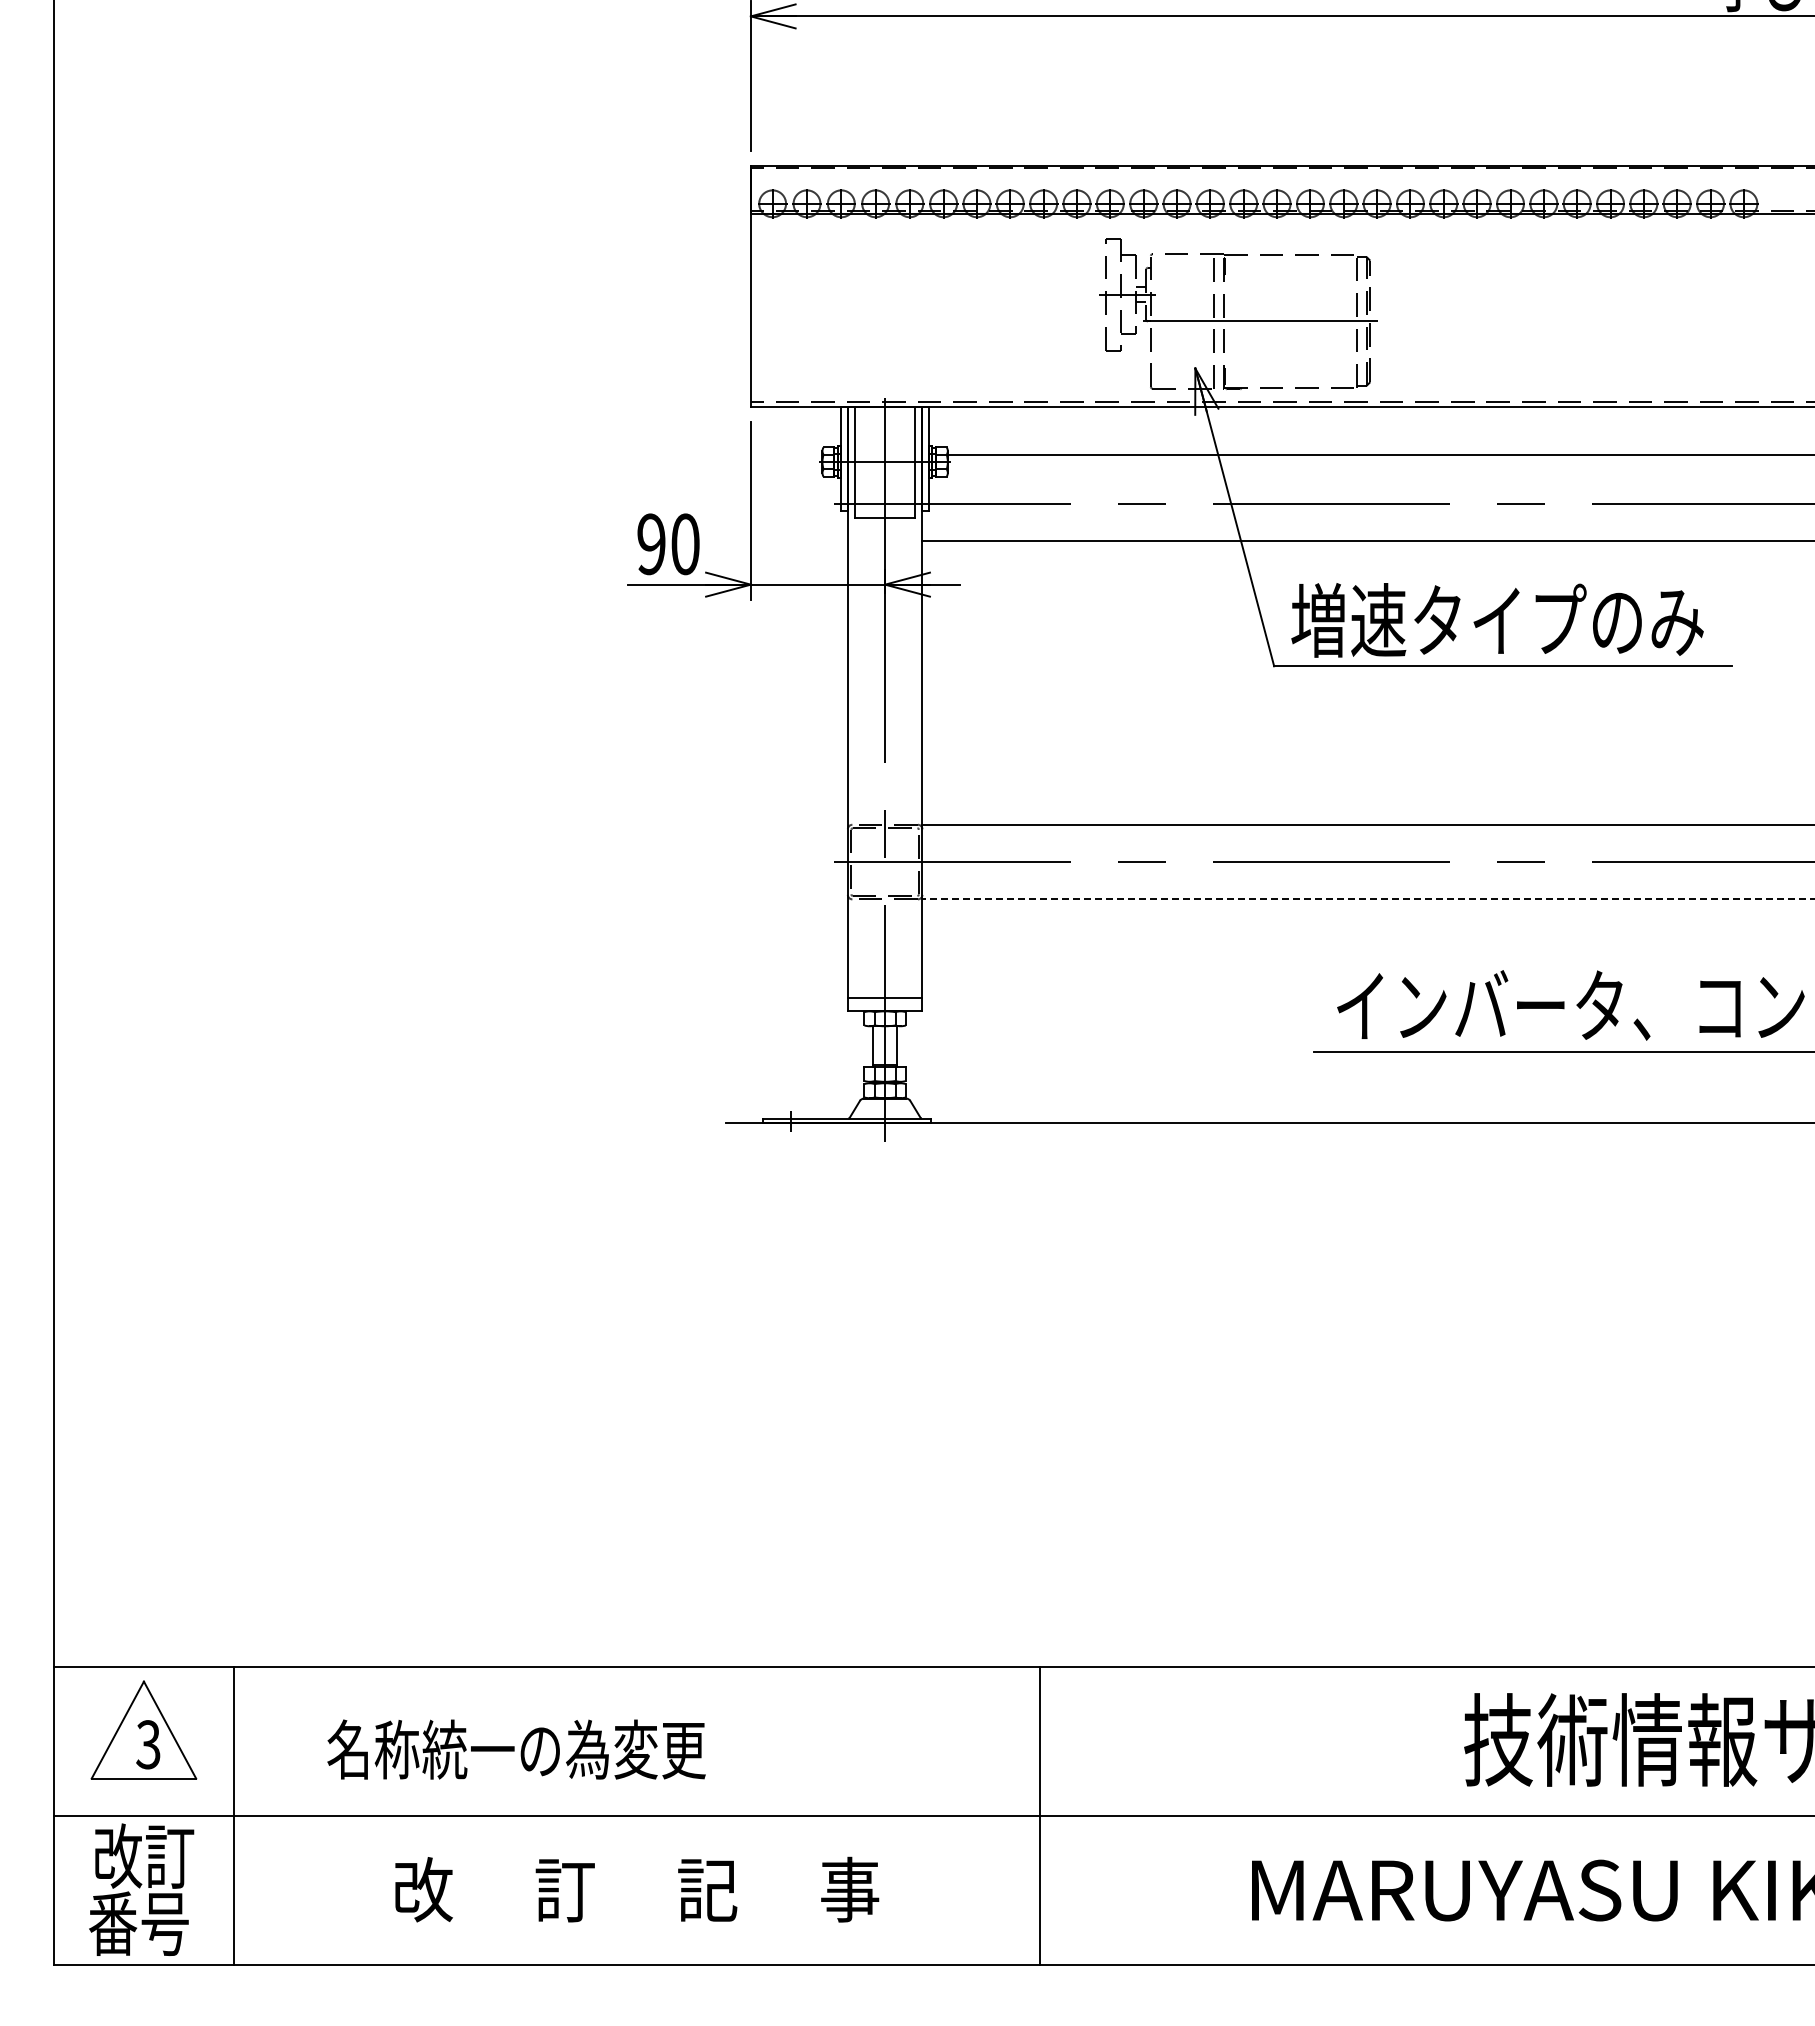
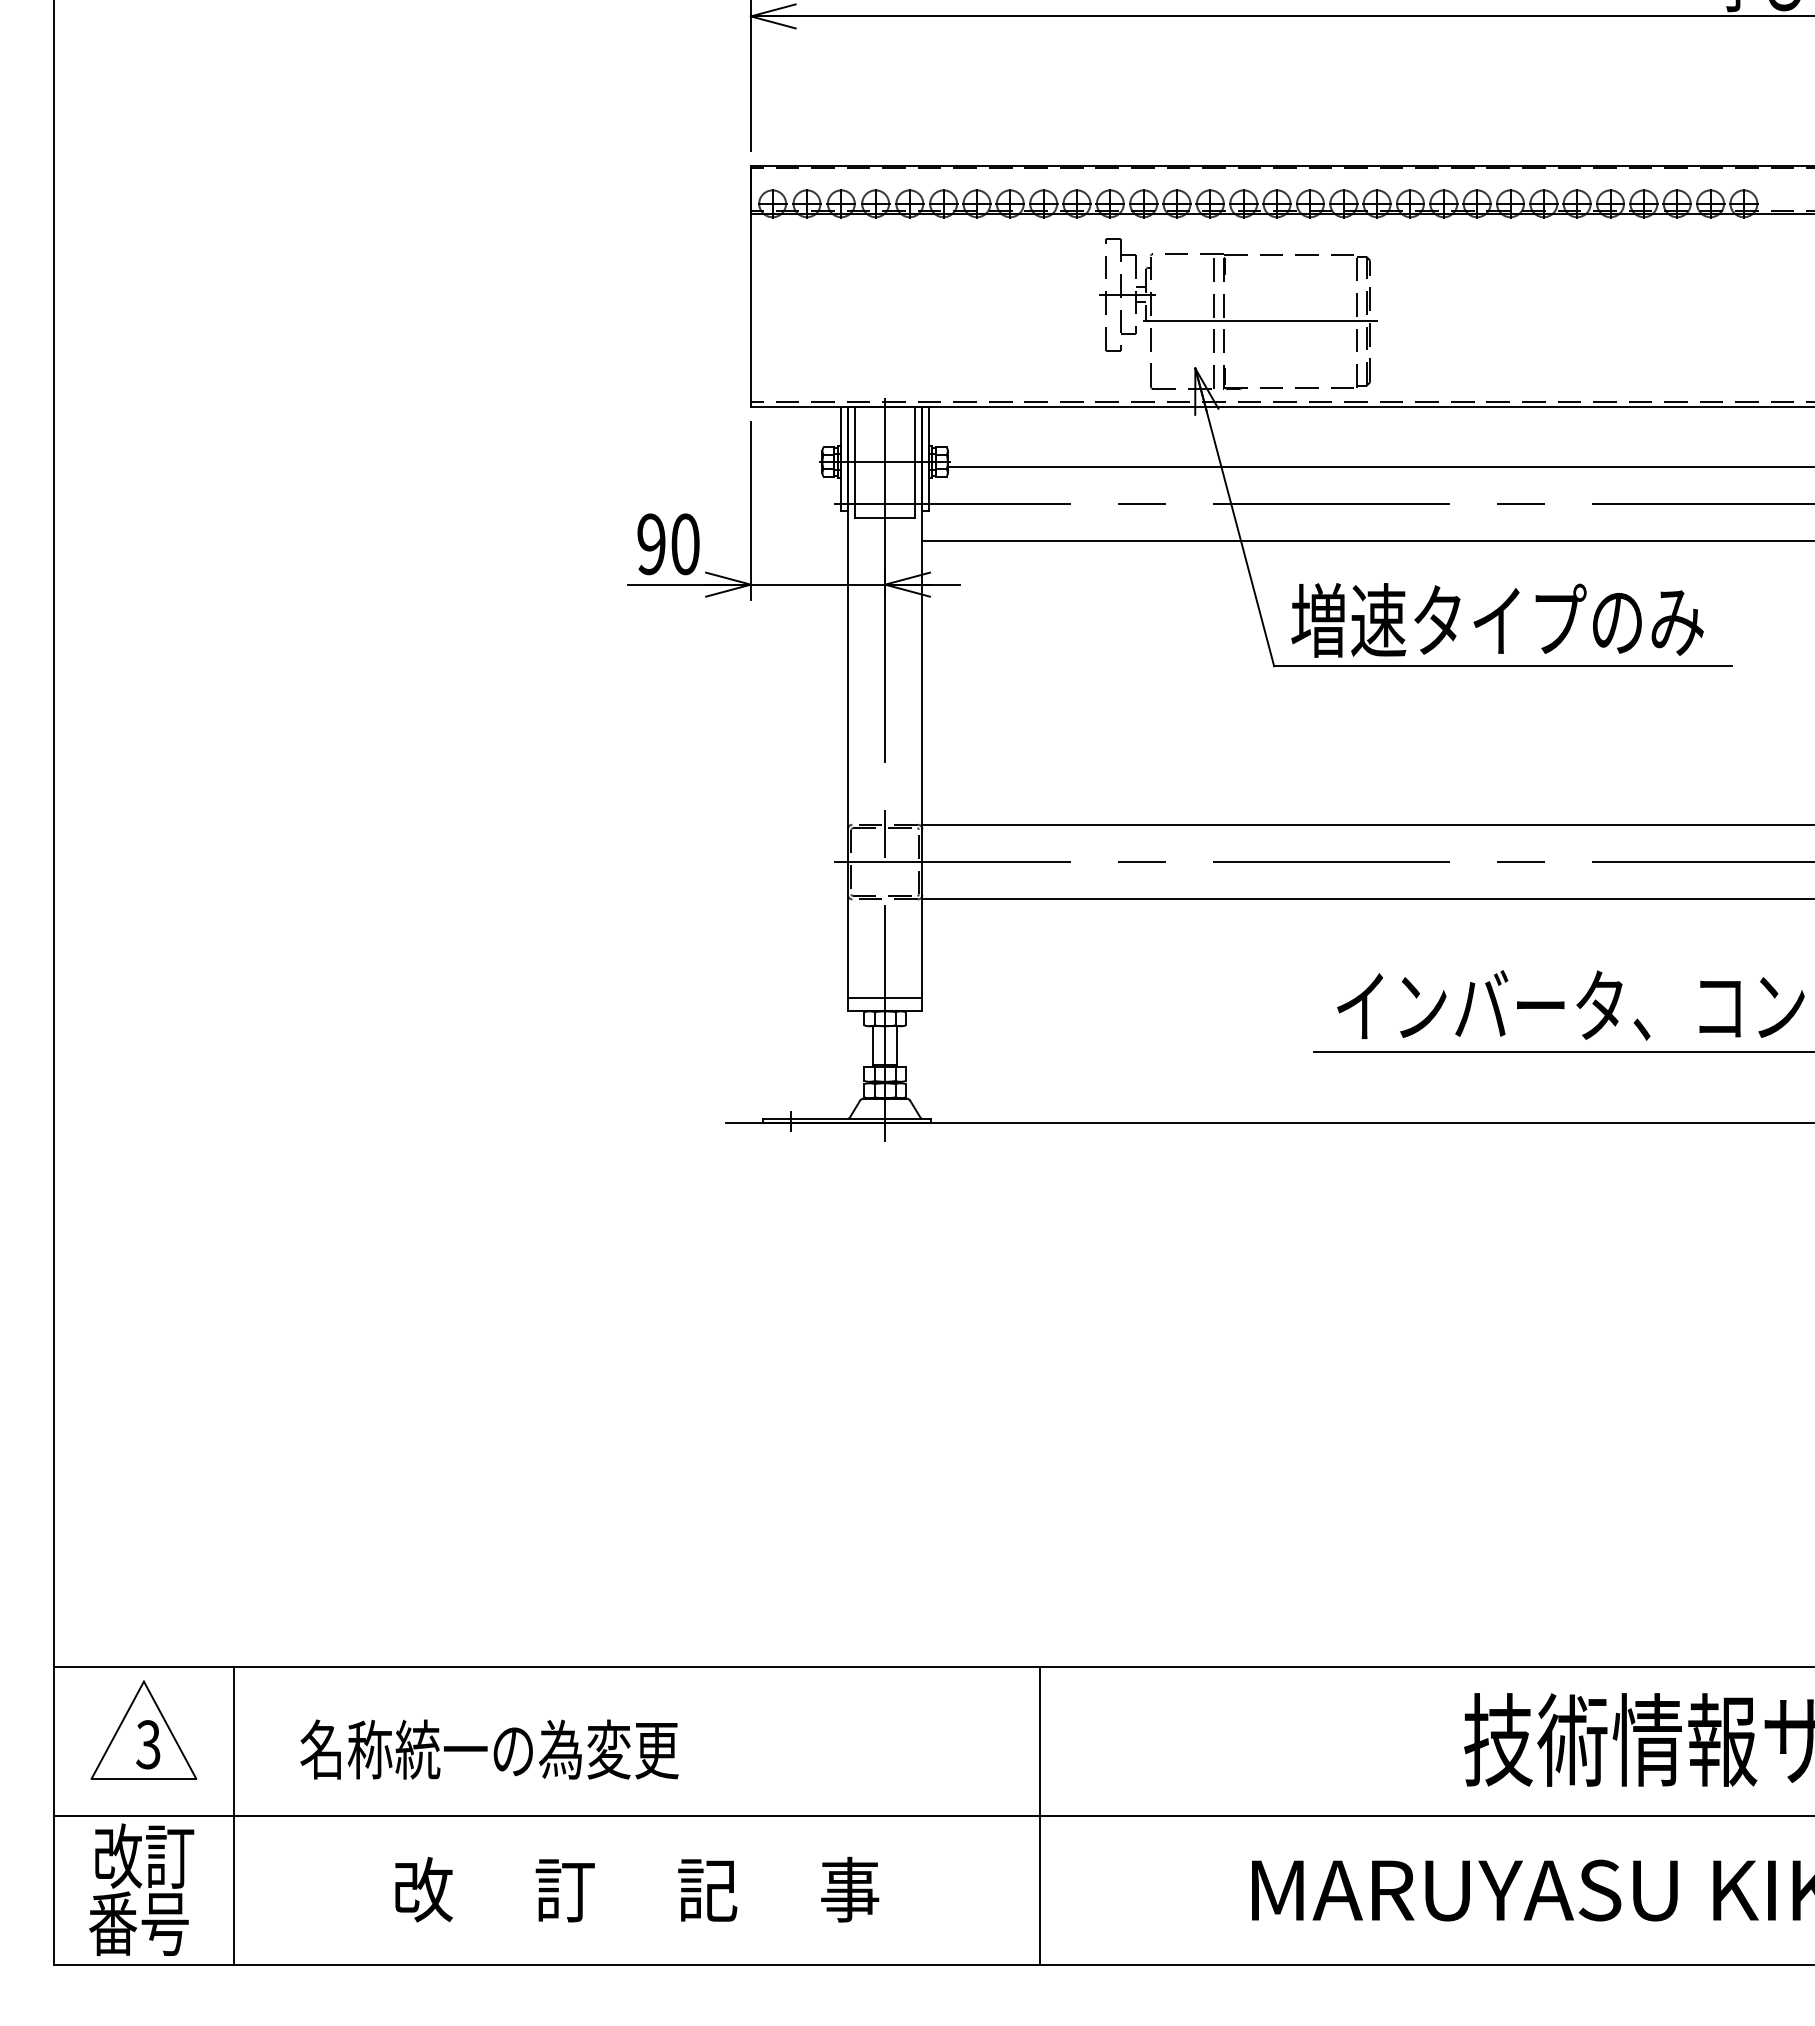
line position: (1379, 454) -> (1379, 466) (1379, 466)
line: dashed -> solid (1368, 899)
text position: (516, 1749) -> (489, 1749) (489, 1749)
